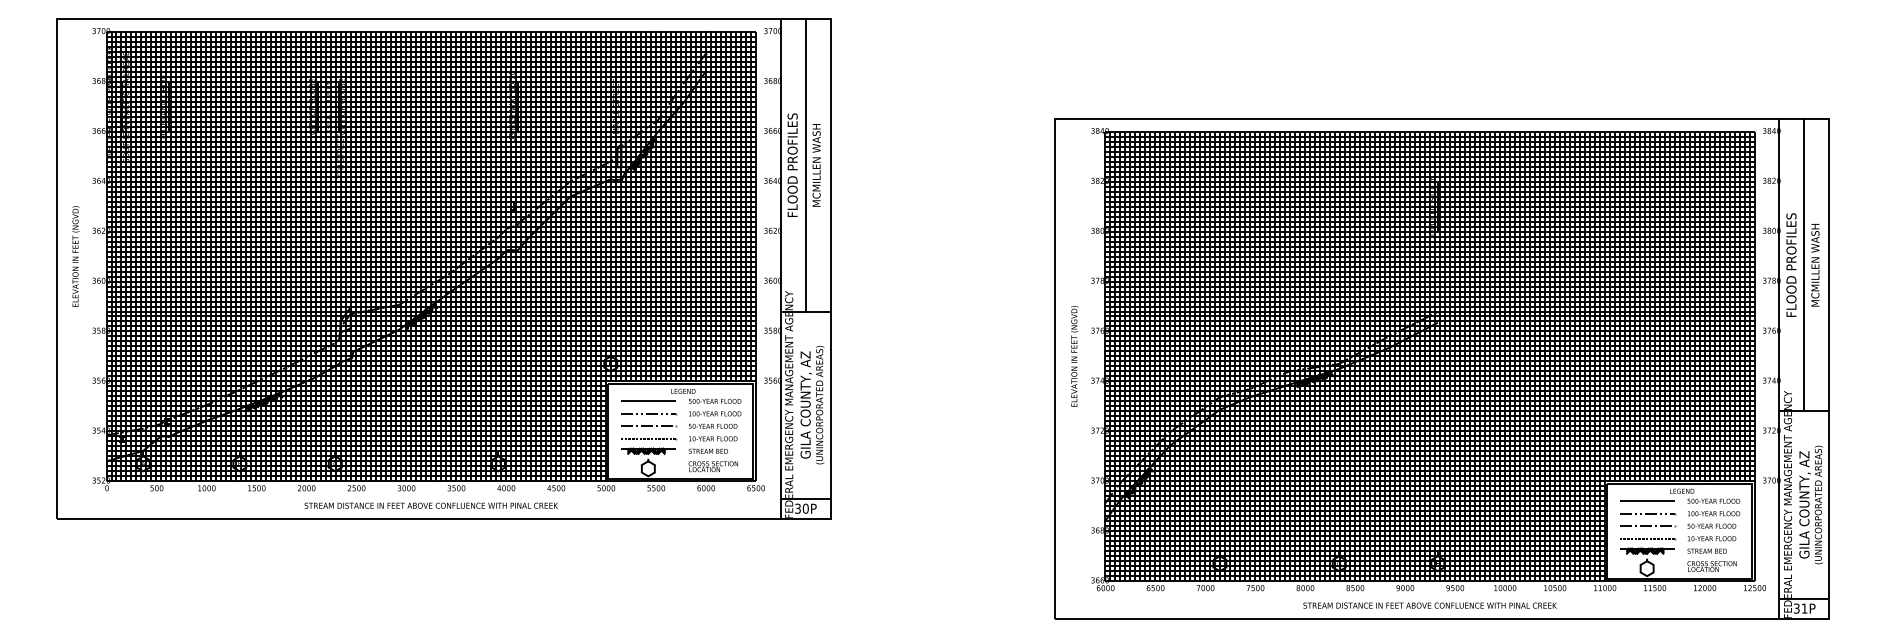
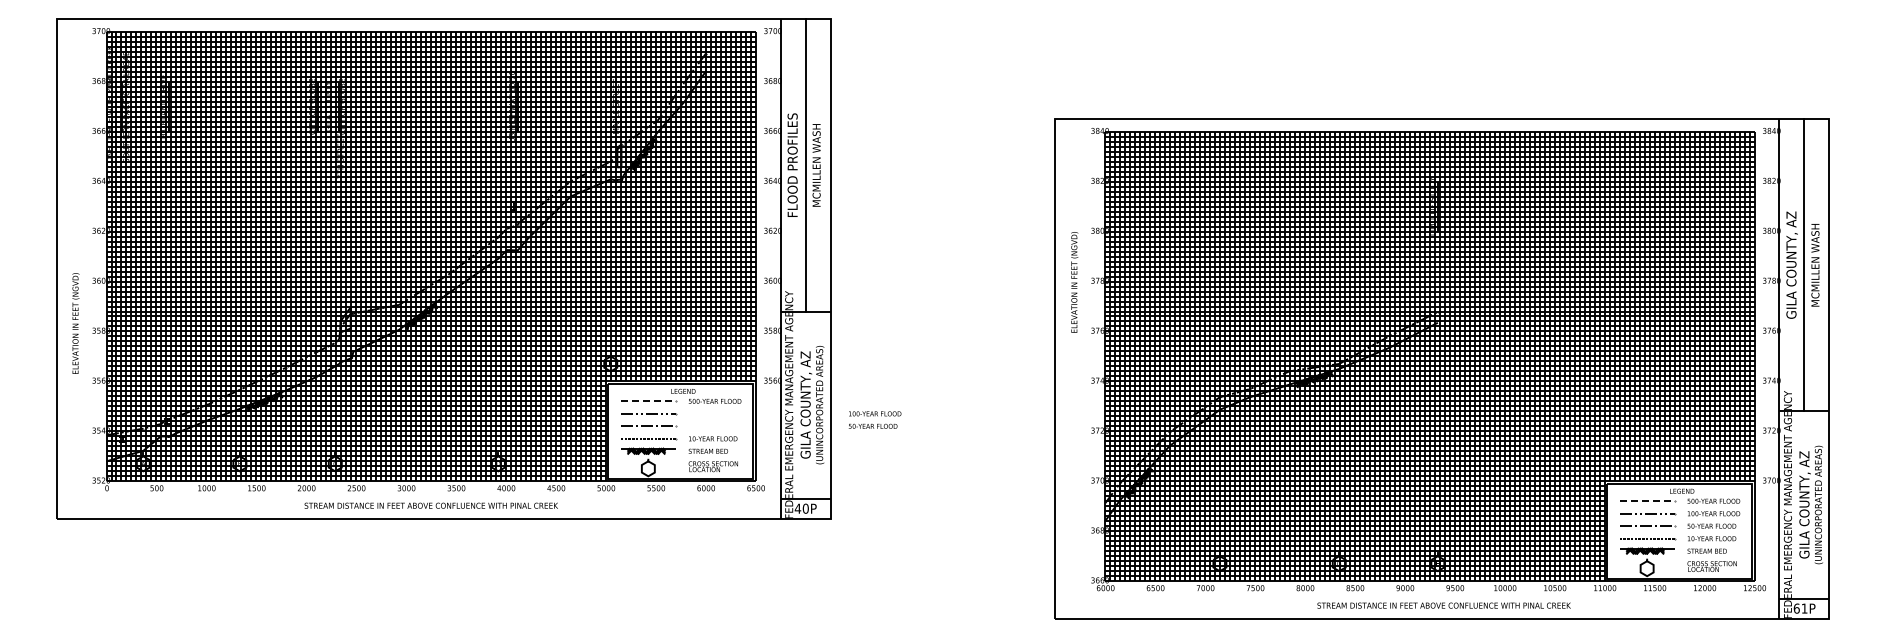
text position: (75, 256) -> (75, 323) (75, 323)
text: FLOOD PROFILES -> GILA COUNTY, AZ (1791, 264)
text position: (1074, 356) -> (1074, 282) (1074, 282)
line: solid -> dashed (648, 401)
text position: (714, 419) -> (874, 419) (874, 419)
line: solid -> dashed (1647, 501)
text: 30P -> 40P (797, 508)
text position: (1429, 605) -> (1443, 605) (1443, 605)
text: 31P -> 61P (1796, 608)
